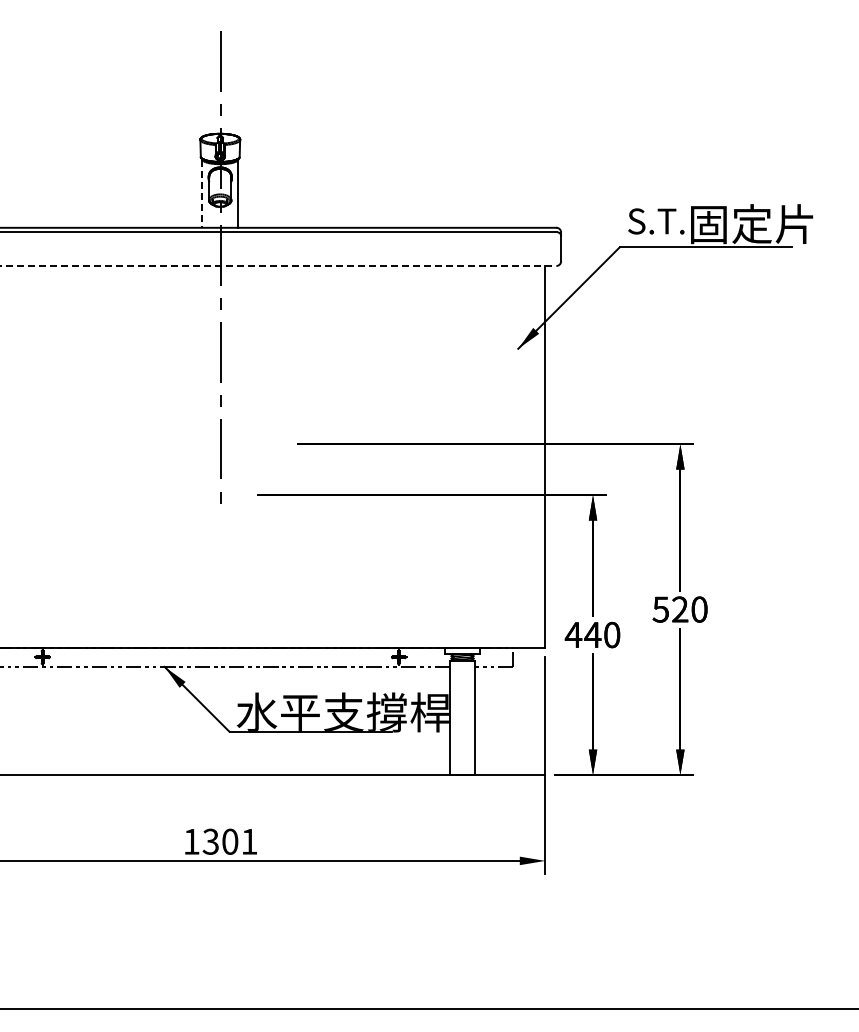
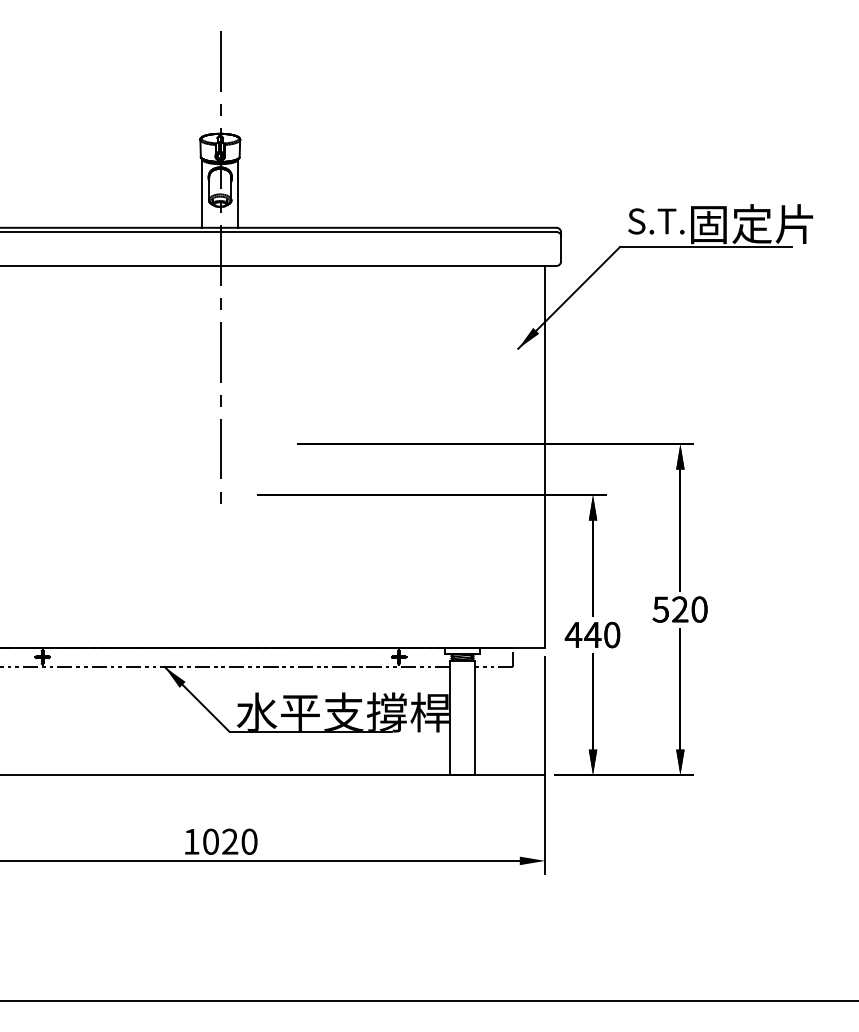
line: dashed -> solid (202, 194)
line: dashed -> solid (278, 265)
text: 1301 -> 1020 (229, 841)
line position: (428, 1009) -> (428, 1001) (428, 1001)
